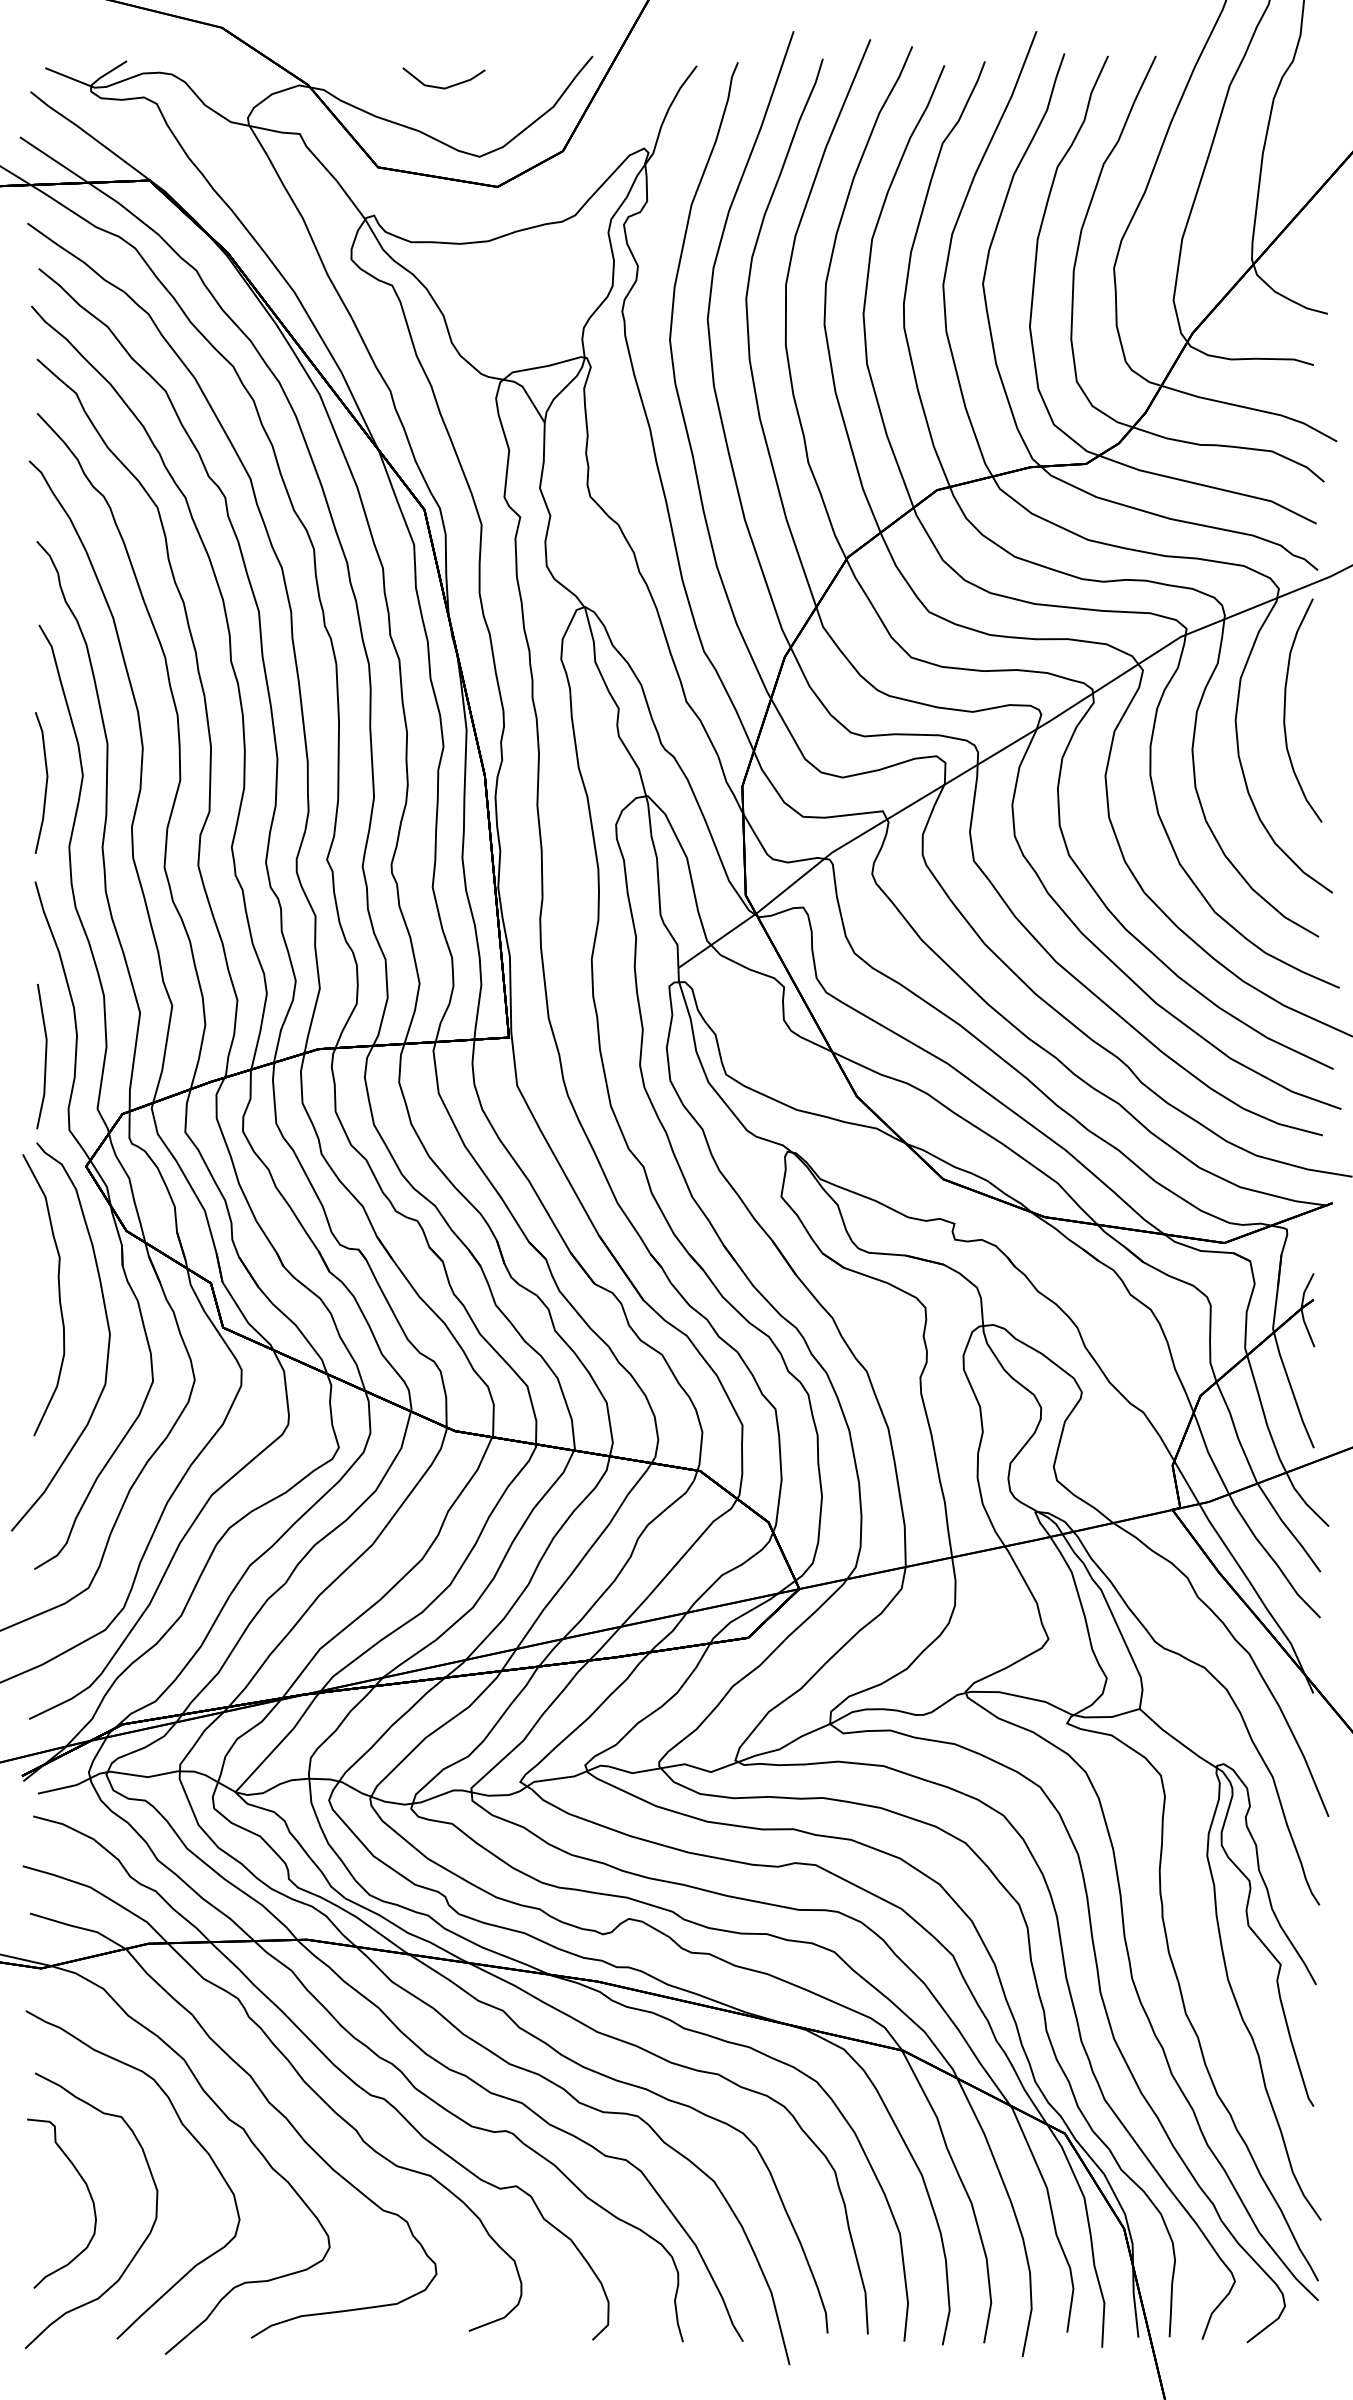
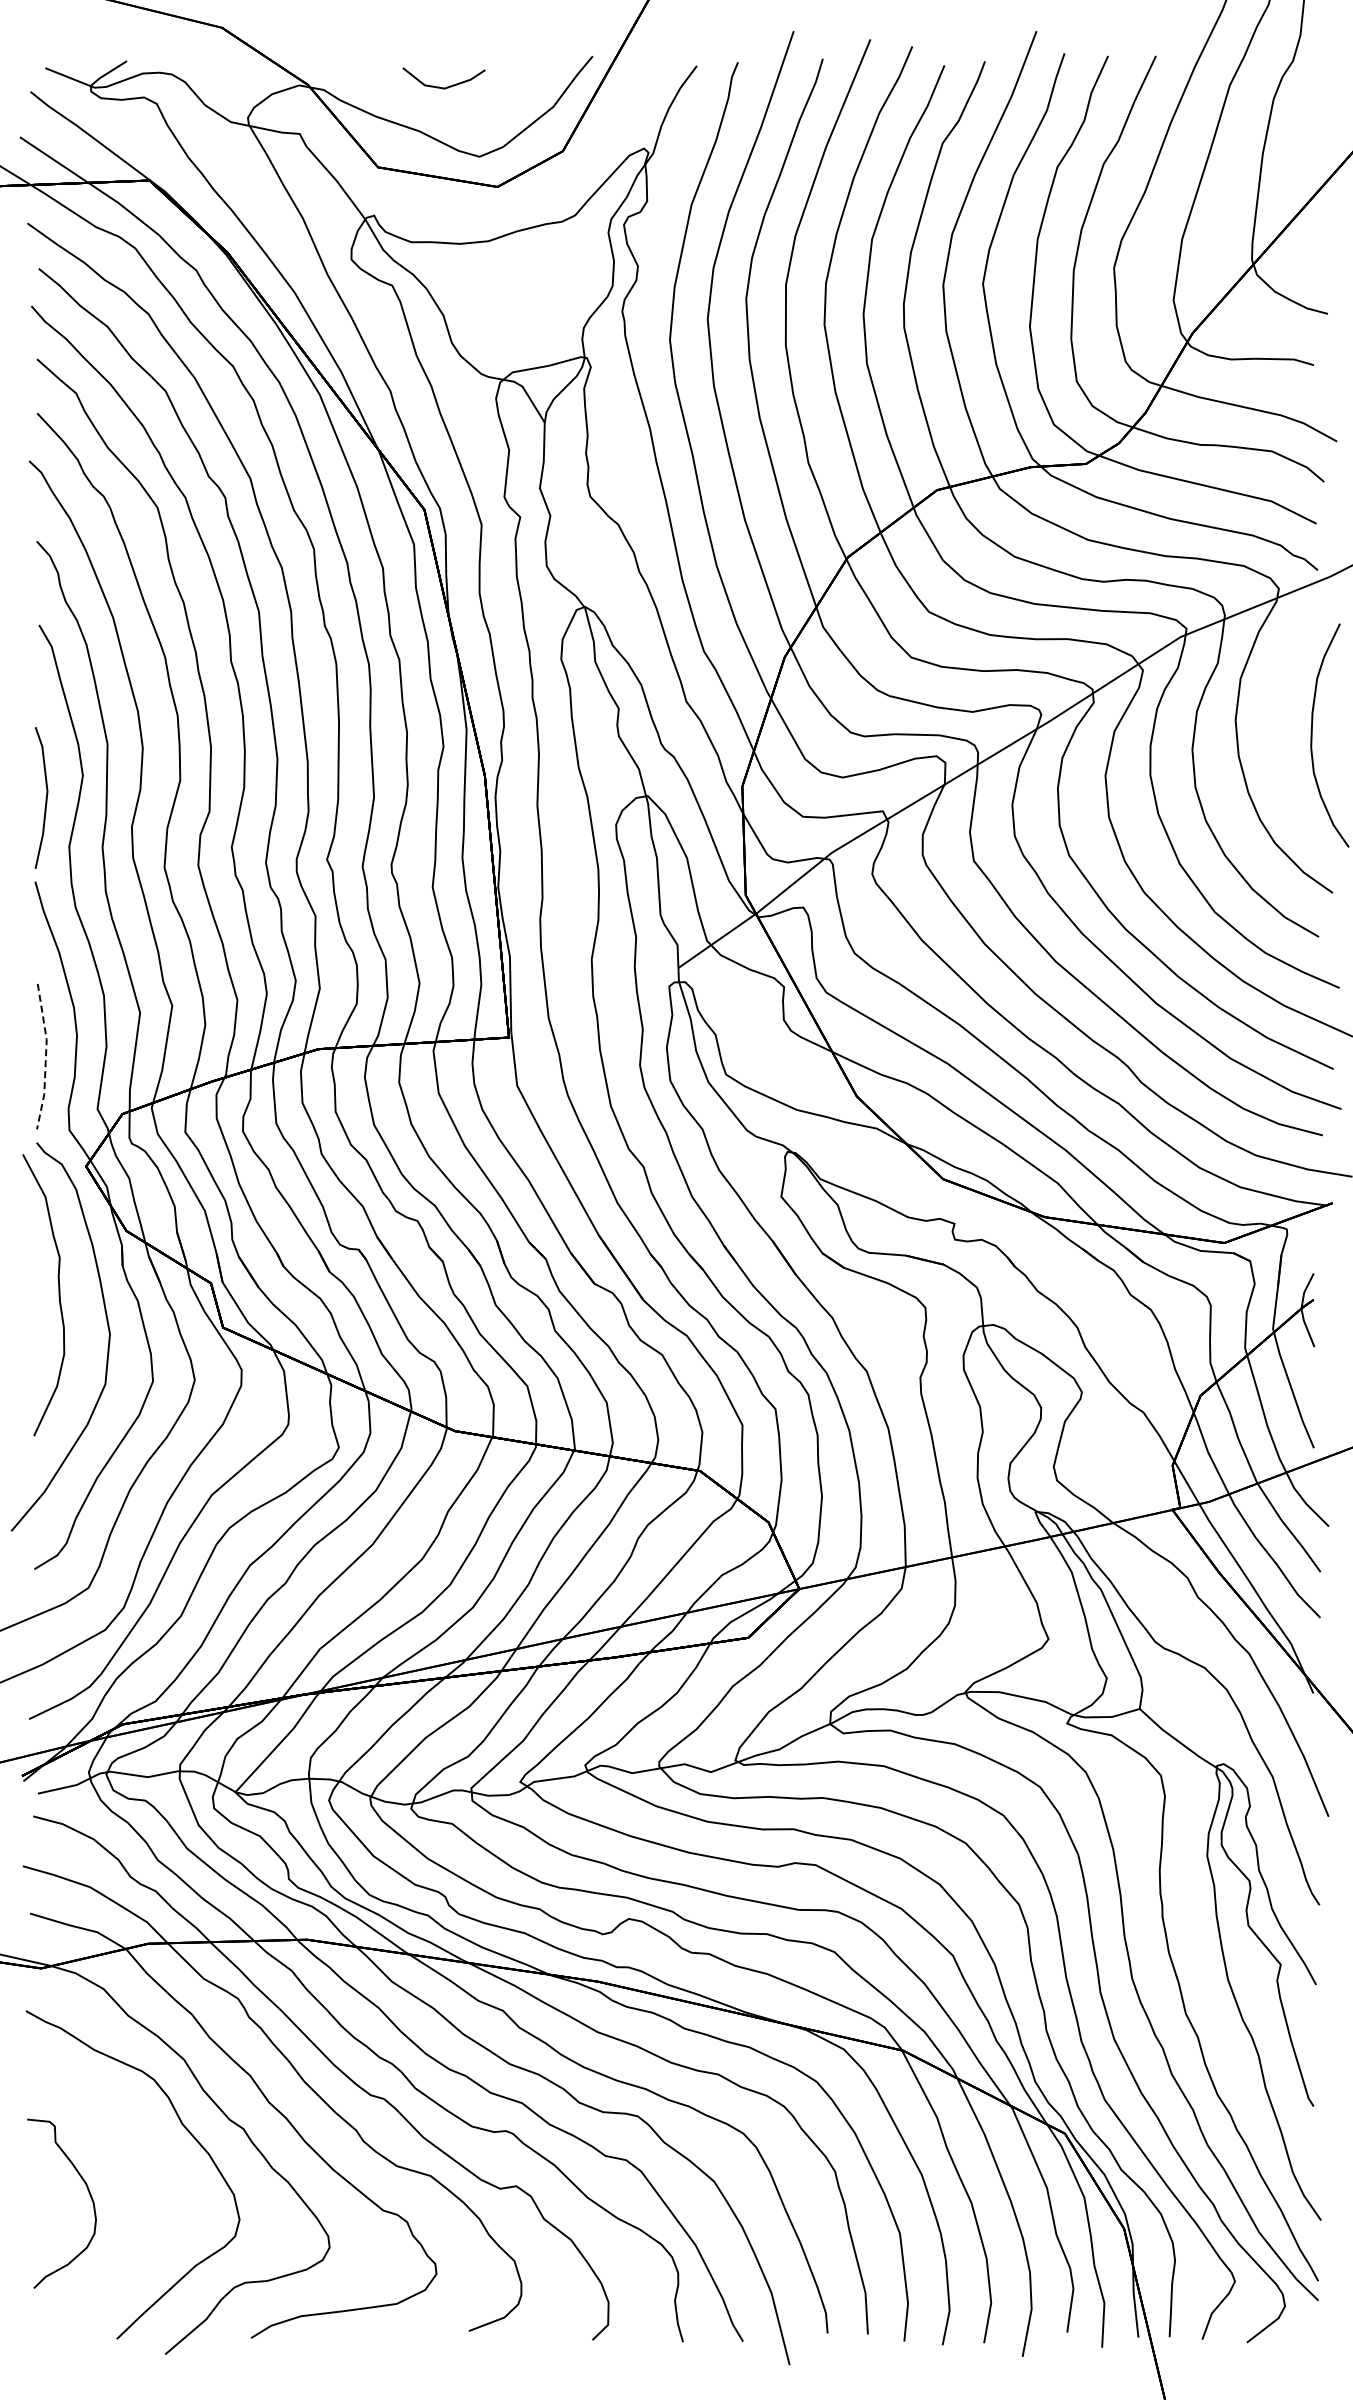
curve position: (1285, 710) -> (1312, 735) (1312, 735)
line position: (45, 783) -> (45, 798) (45, 798)
line: solid -> dashed (45, 1056)
curve: present -> none (142, 2242)
